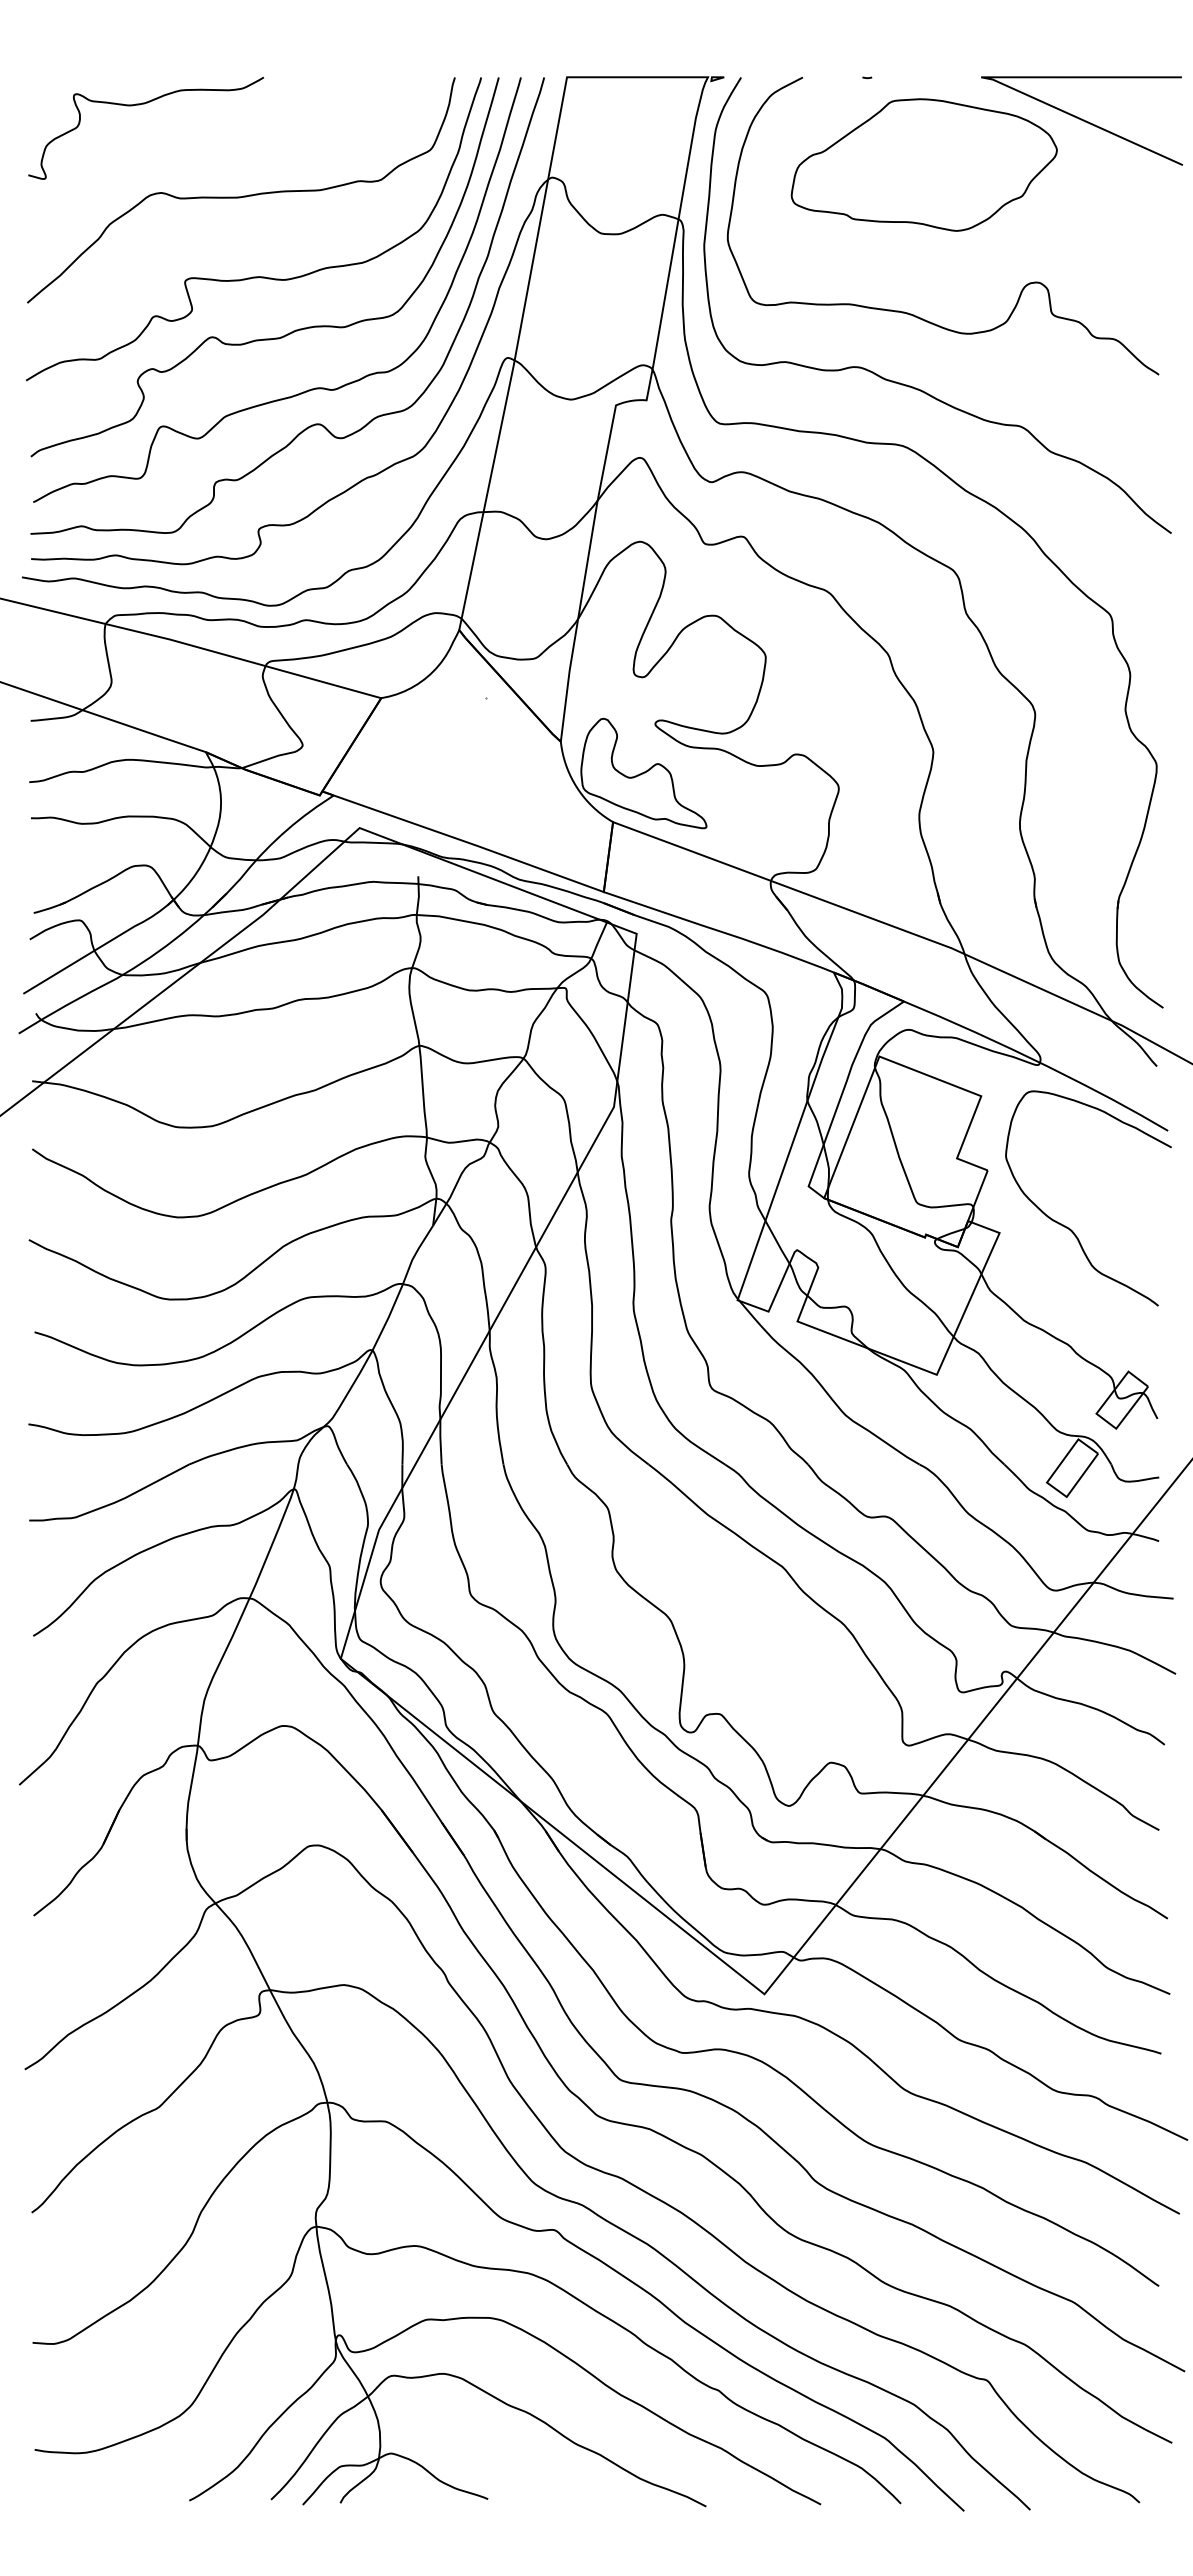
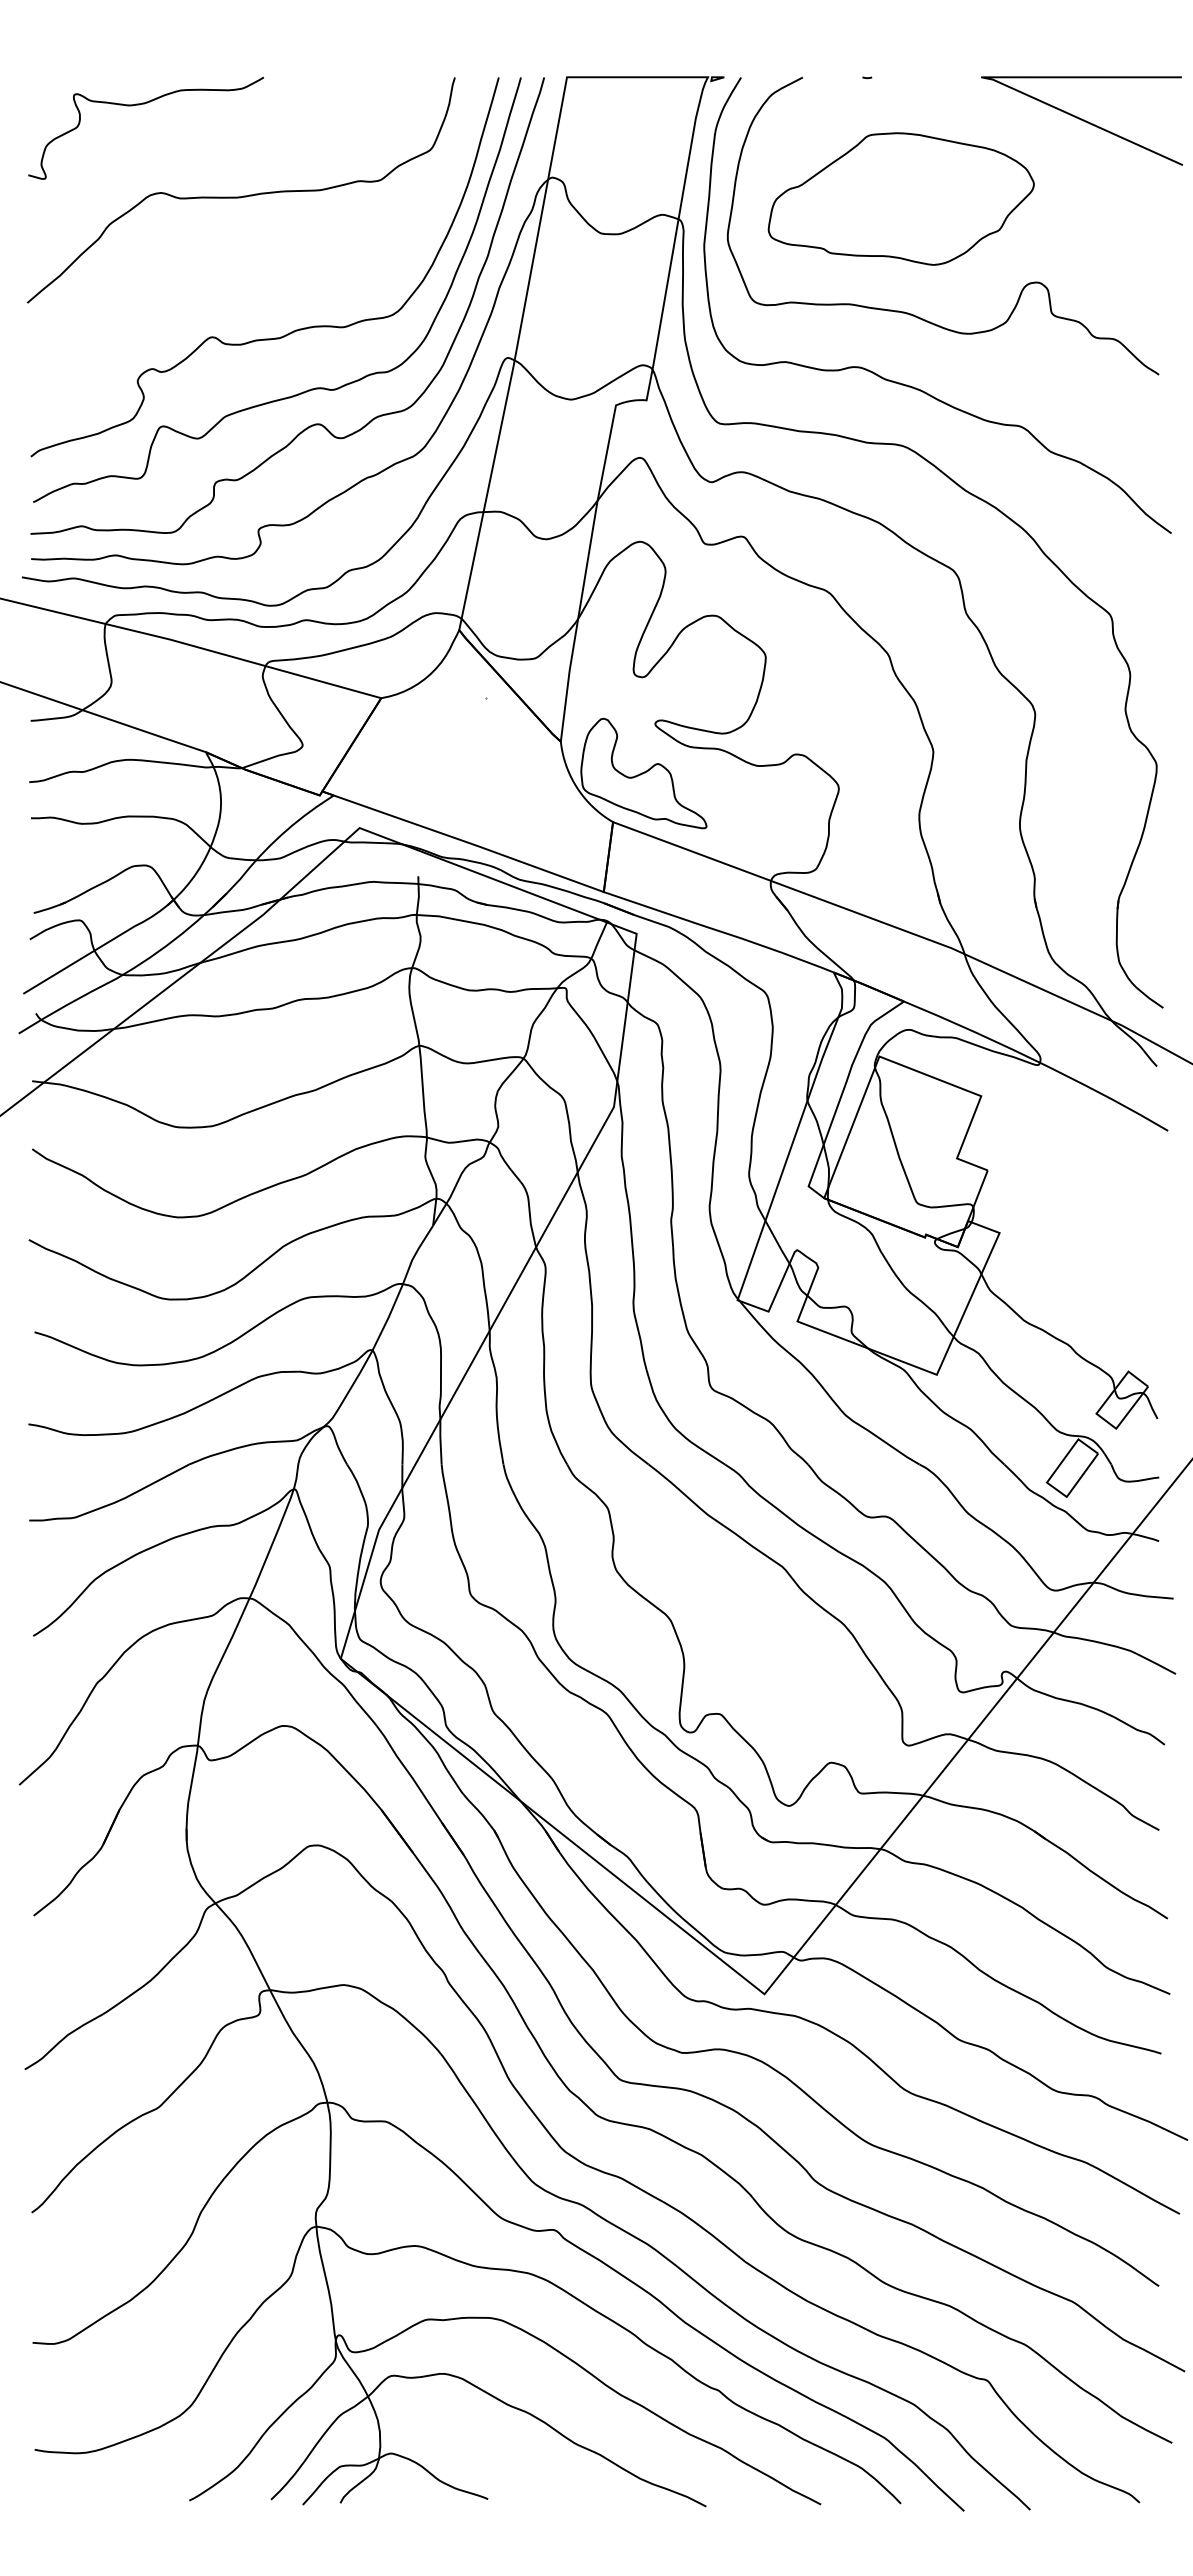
part position: (923, 164) -> (900, 198) (900, 198)
curve: present -> none (253, 276)
curve: present -> none (1070, 1228)
